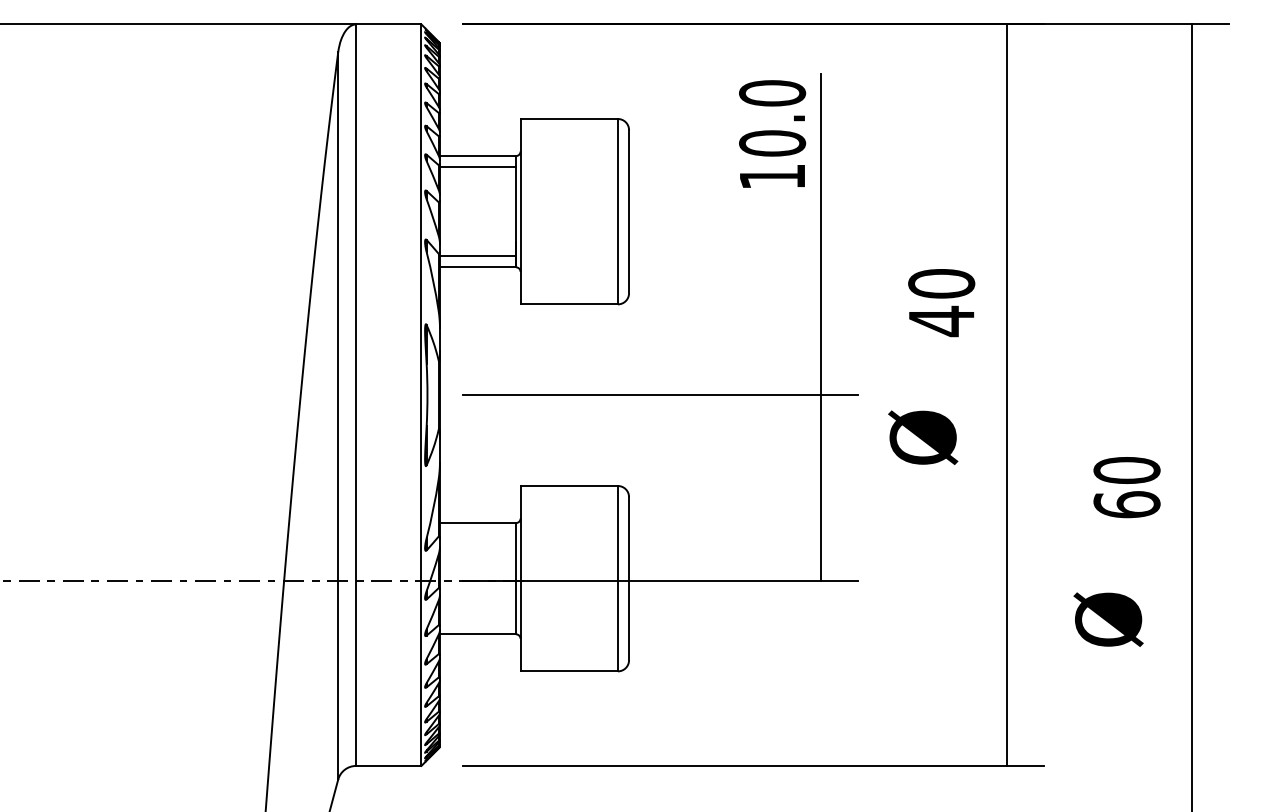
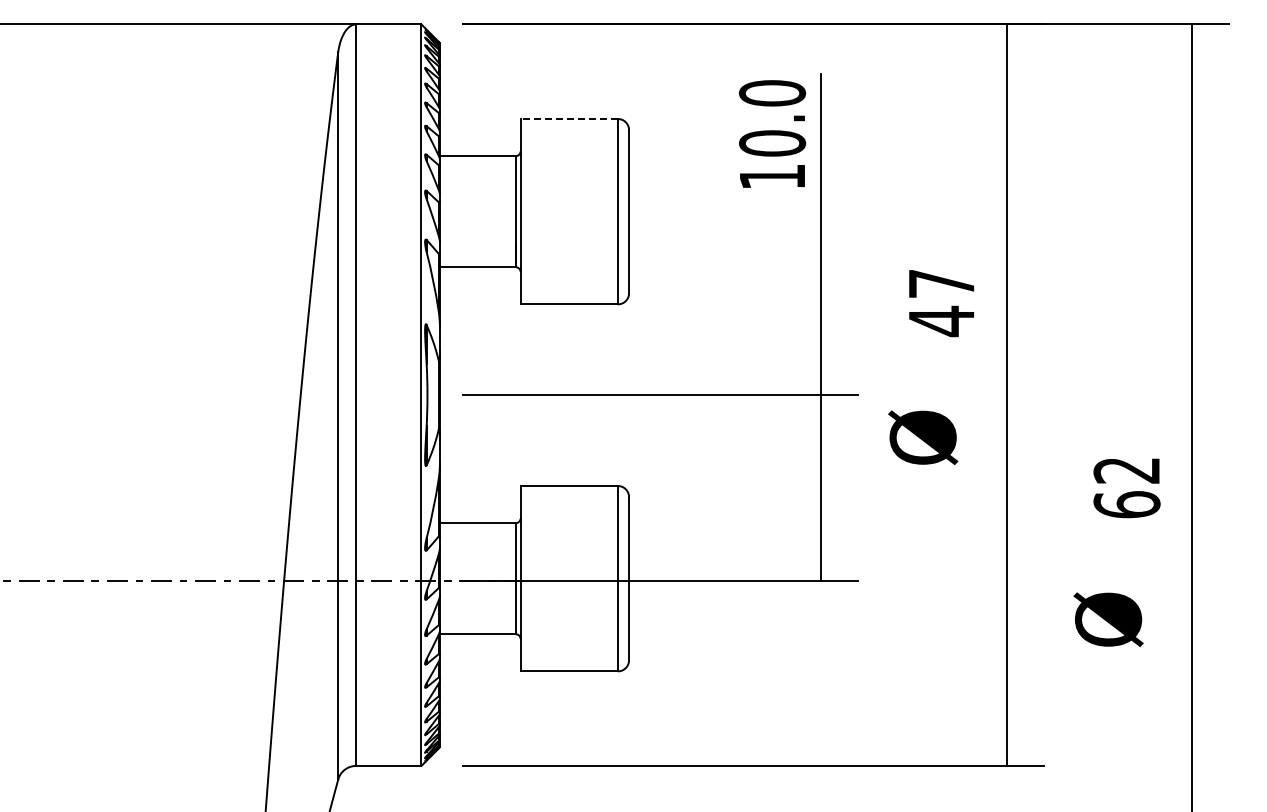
line: solid -> dashed (569, 119)
line: present -> none (477, 167)
line: present -> none (477, 255)
text: 40 -> 47 (941, 283)
text: 60 -> 62 (1126, 470)
